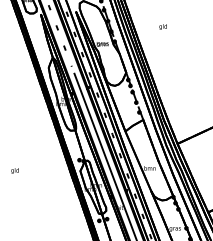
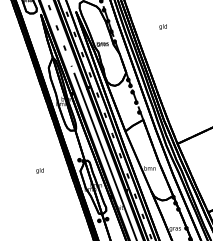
text position: (14, 170) -> (39, 170) (39, 170)
